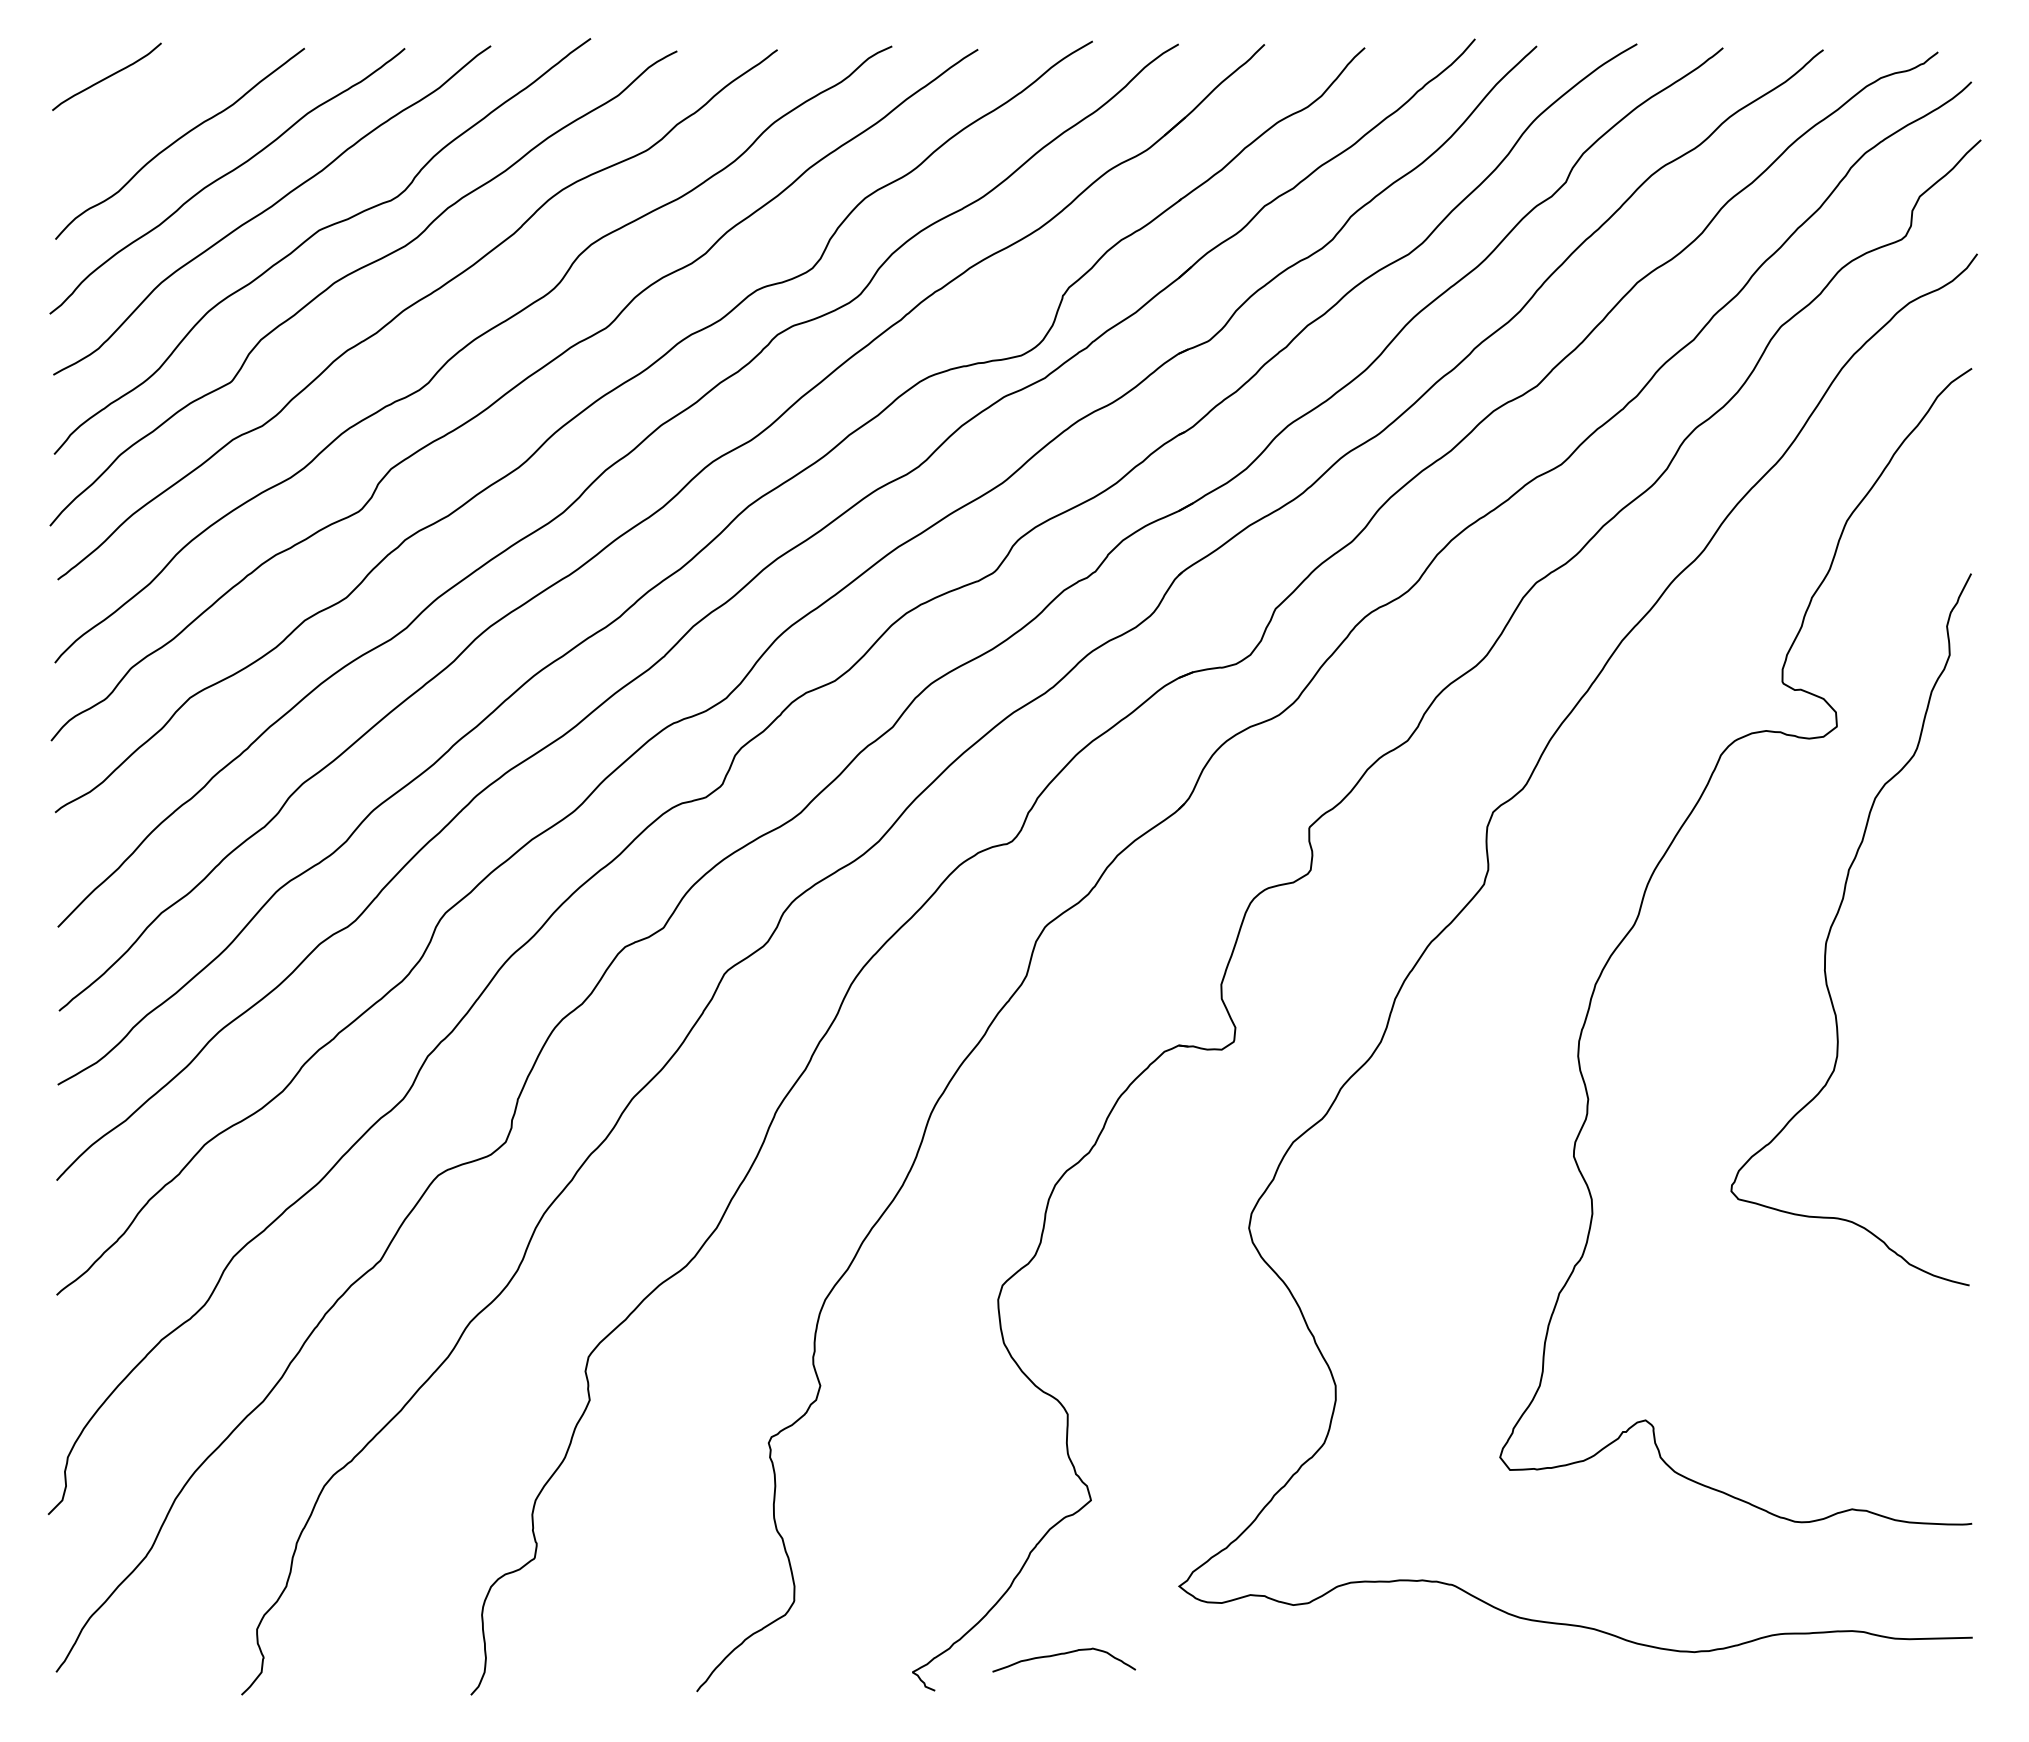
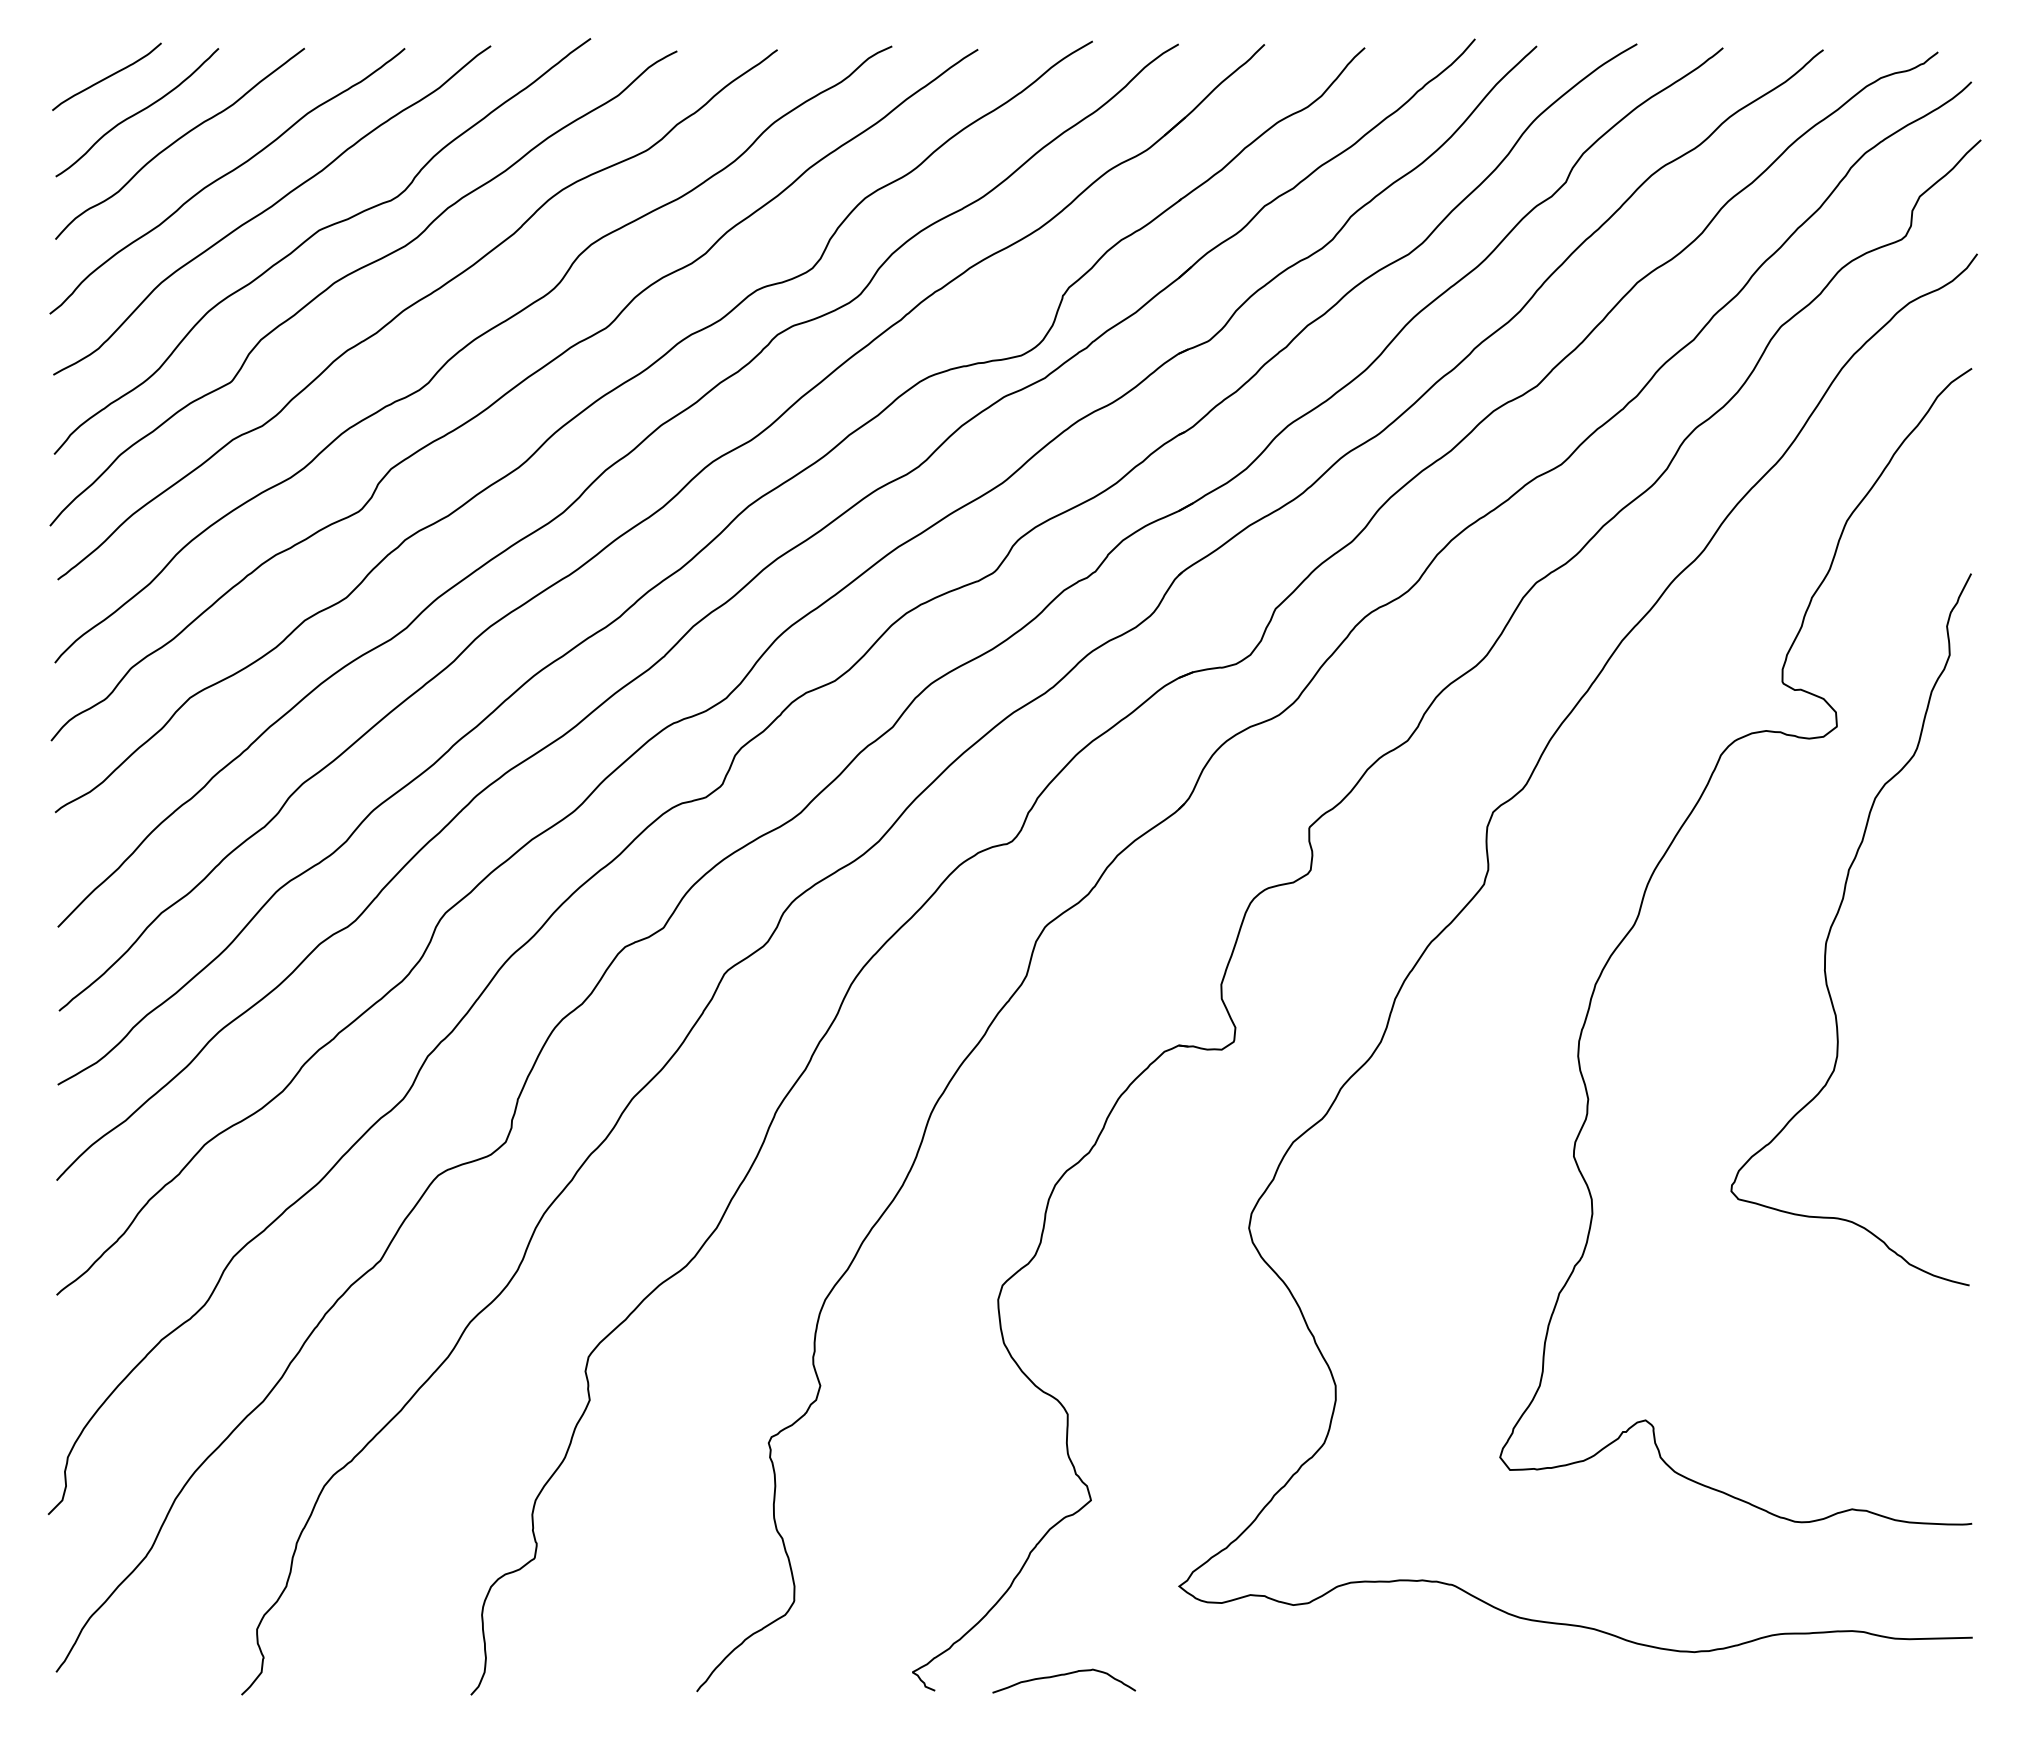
curve: none -> present (137, 112)
curve position: (1064, 1654) -> (1064, 1675) (1064, 1675)
